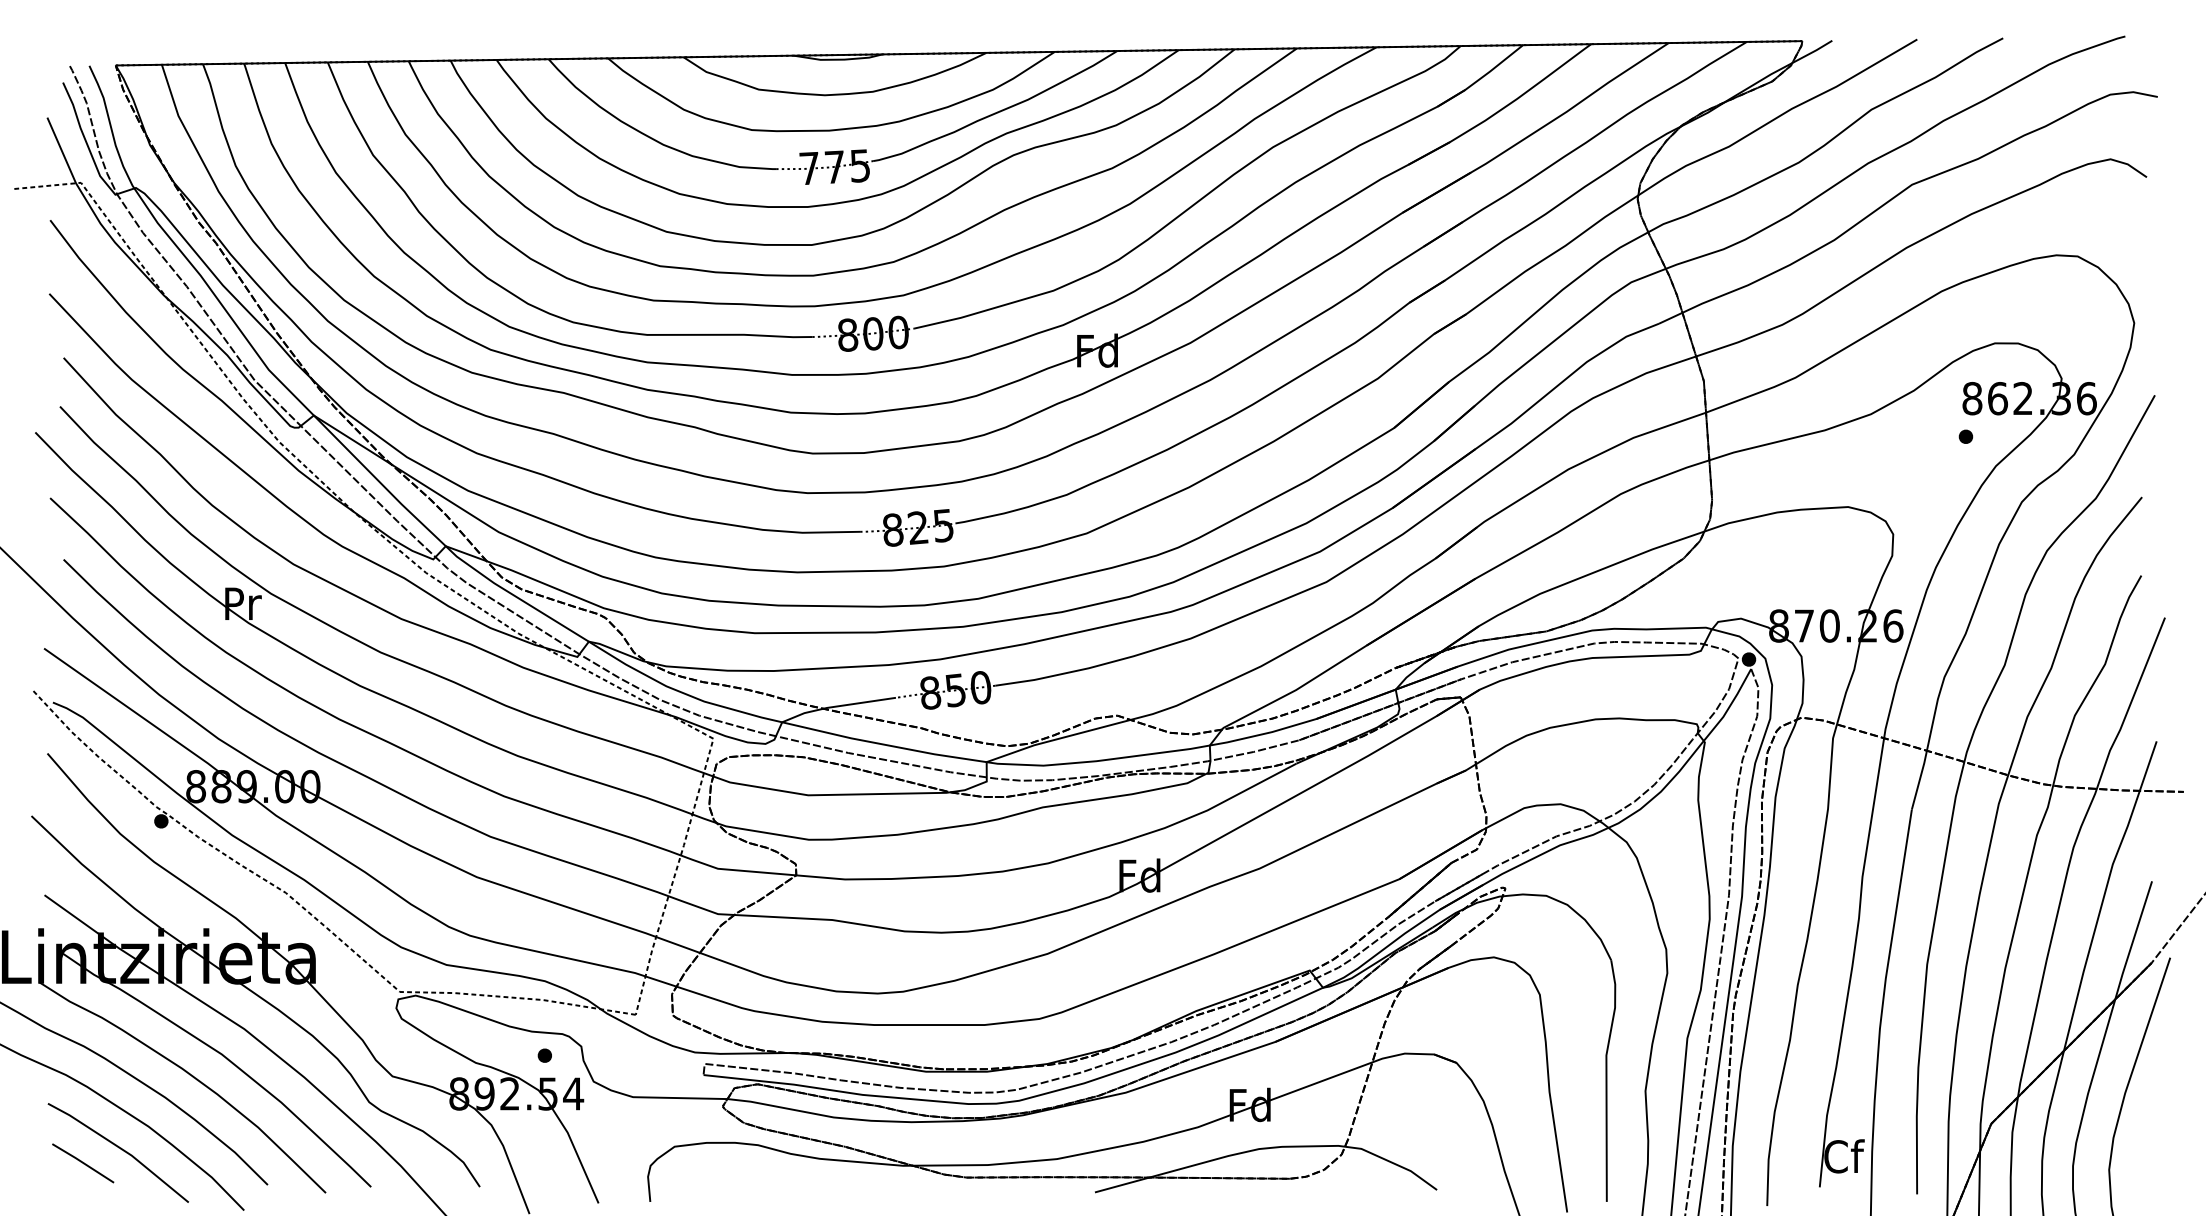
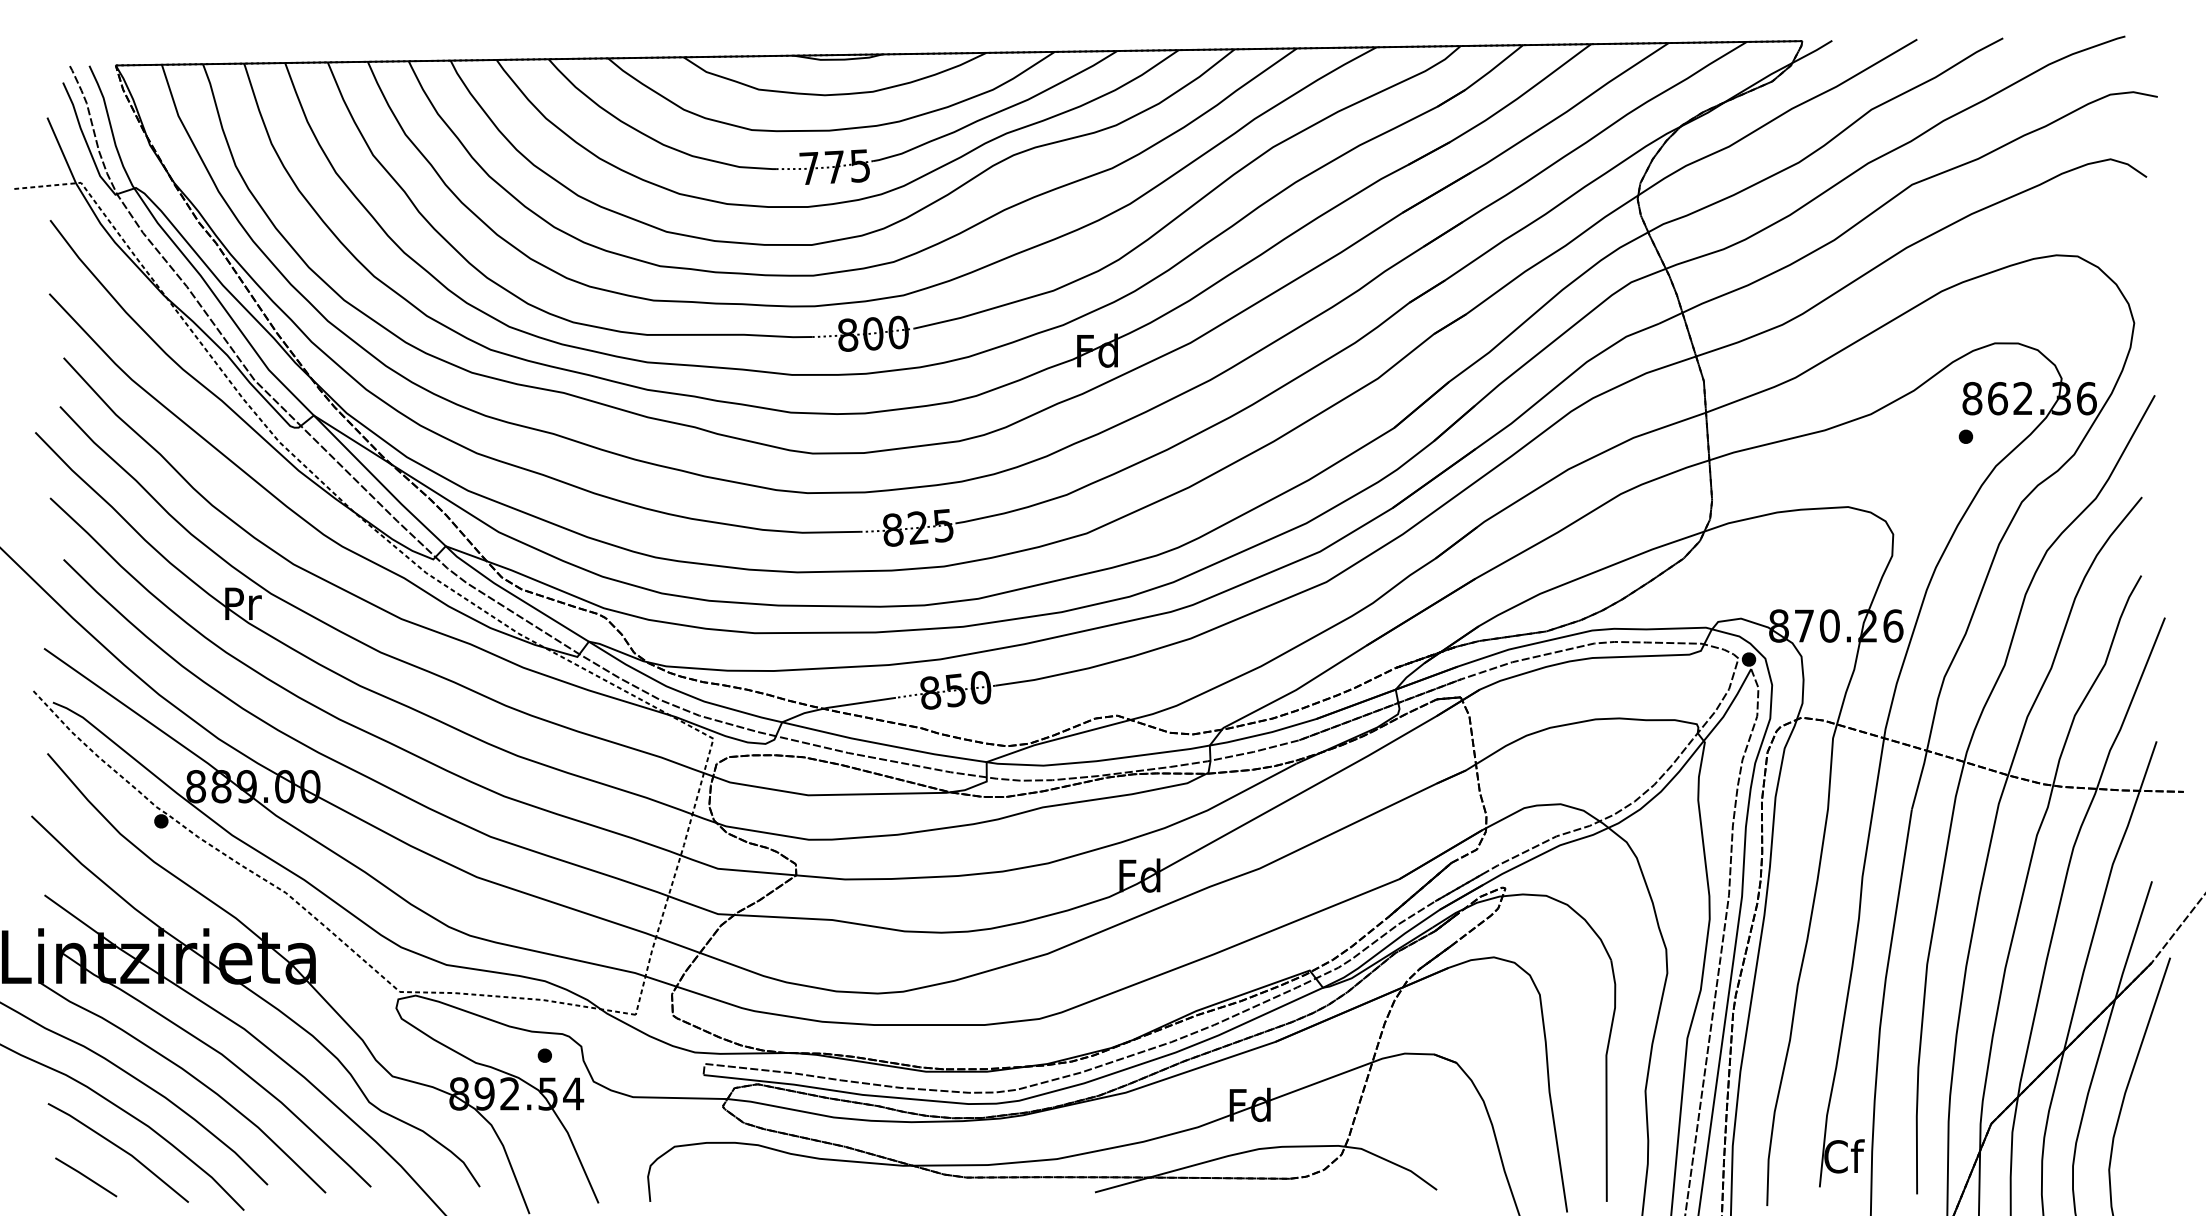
line position: (83, 1163) -> (86, 1177) (86, 1177)
